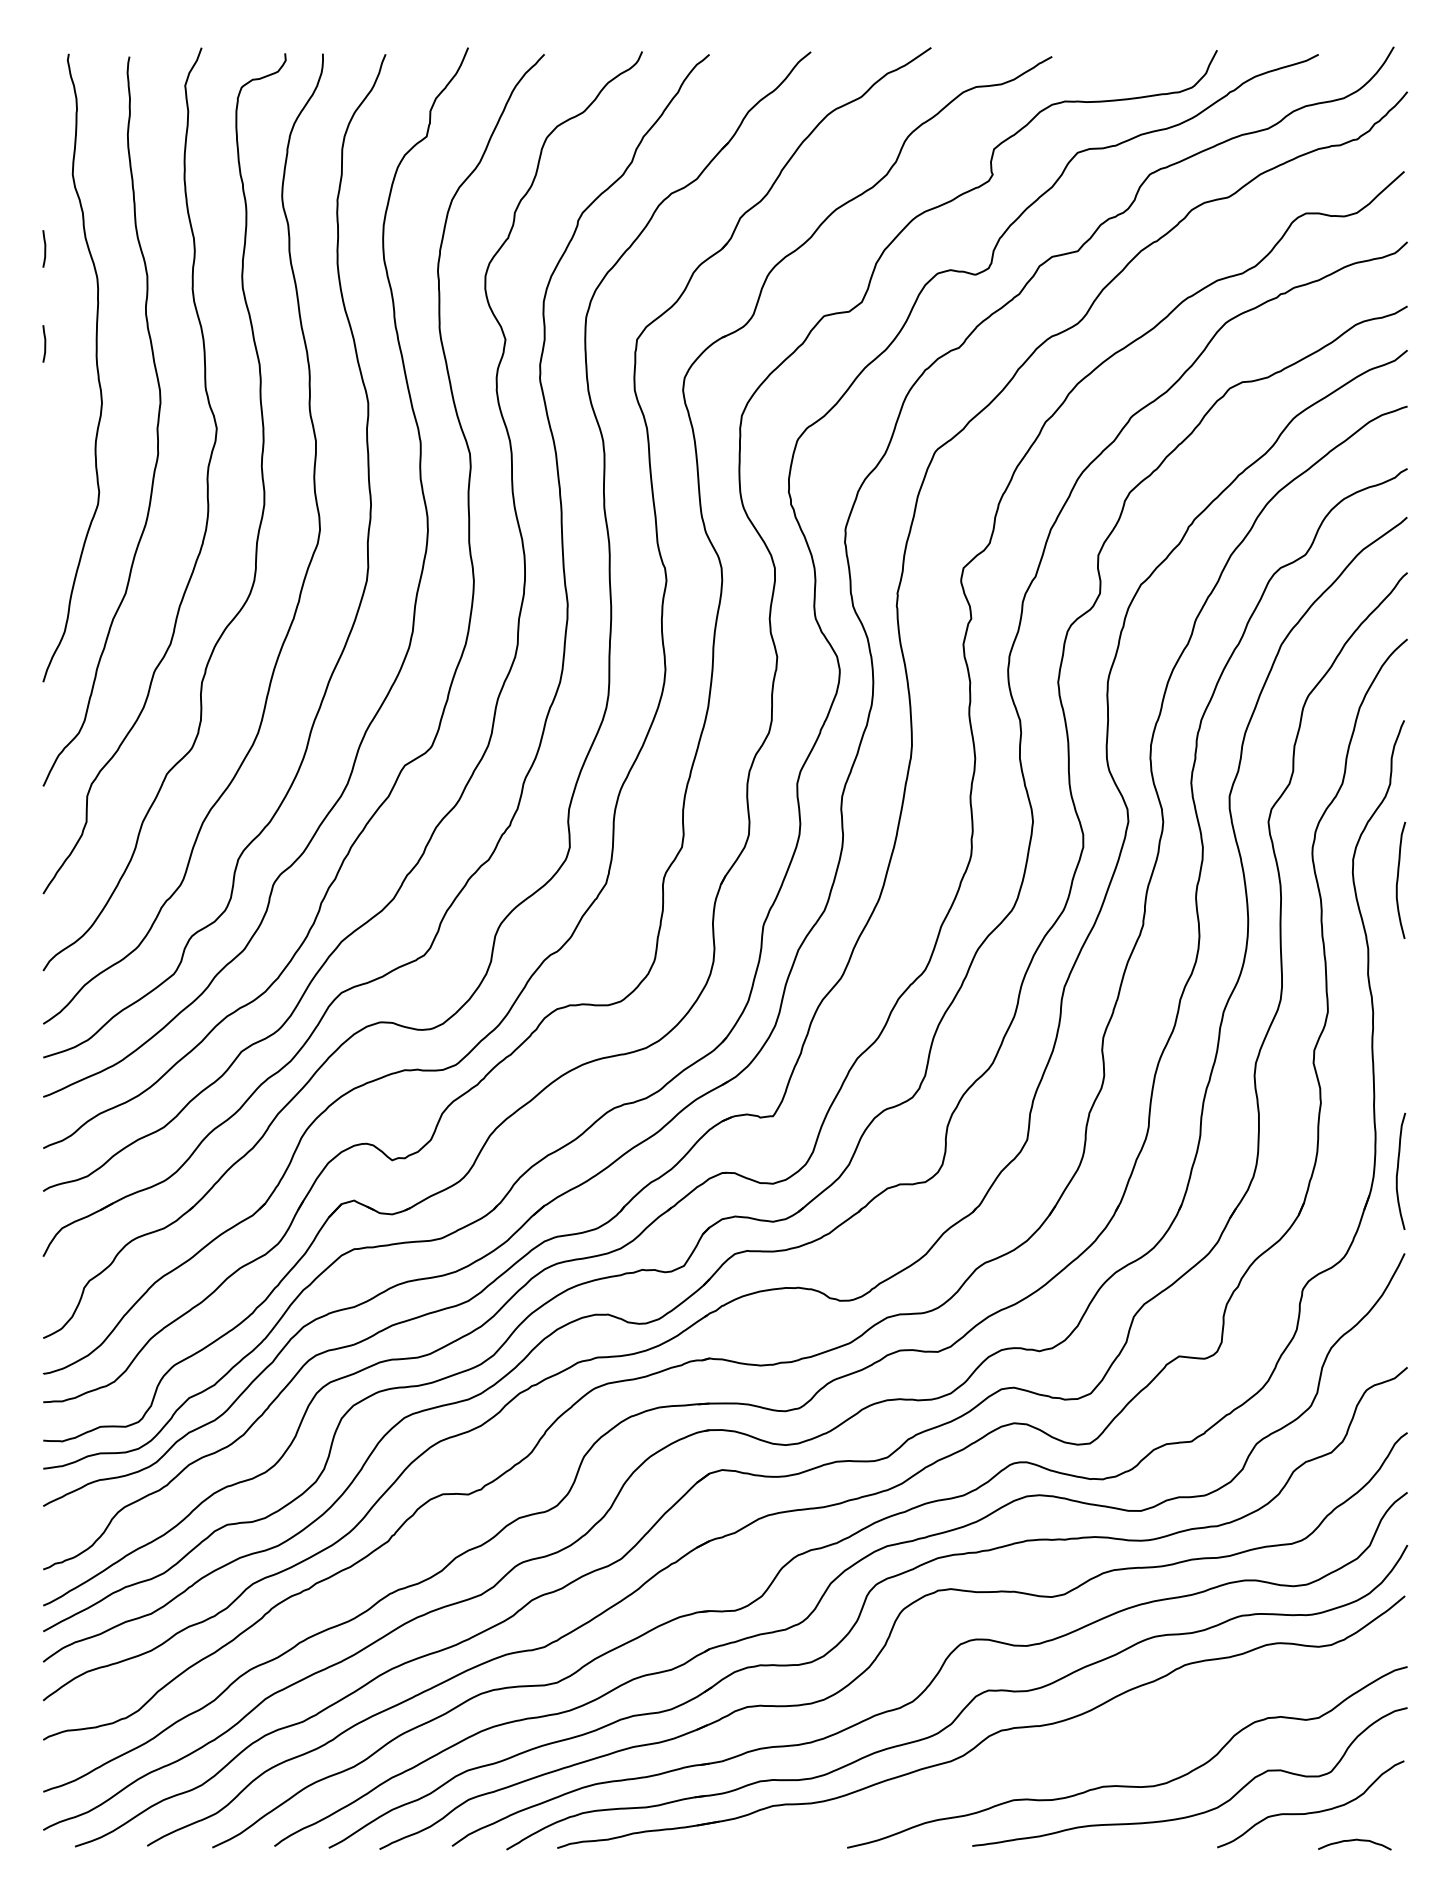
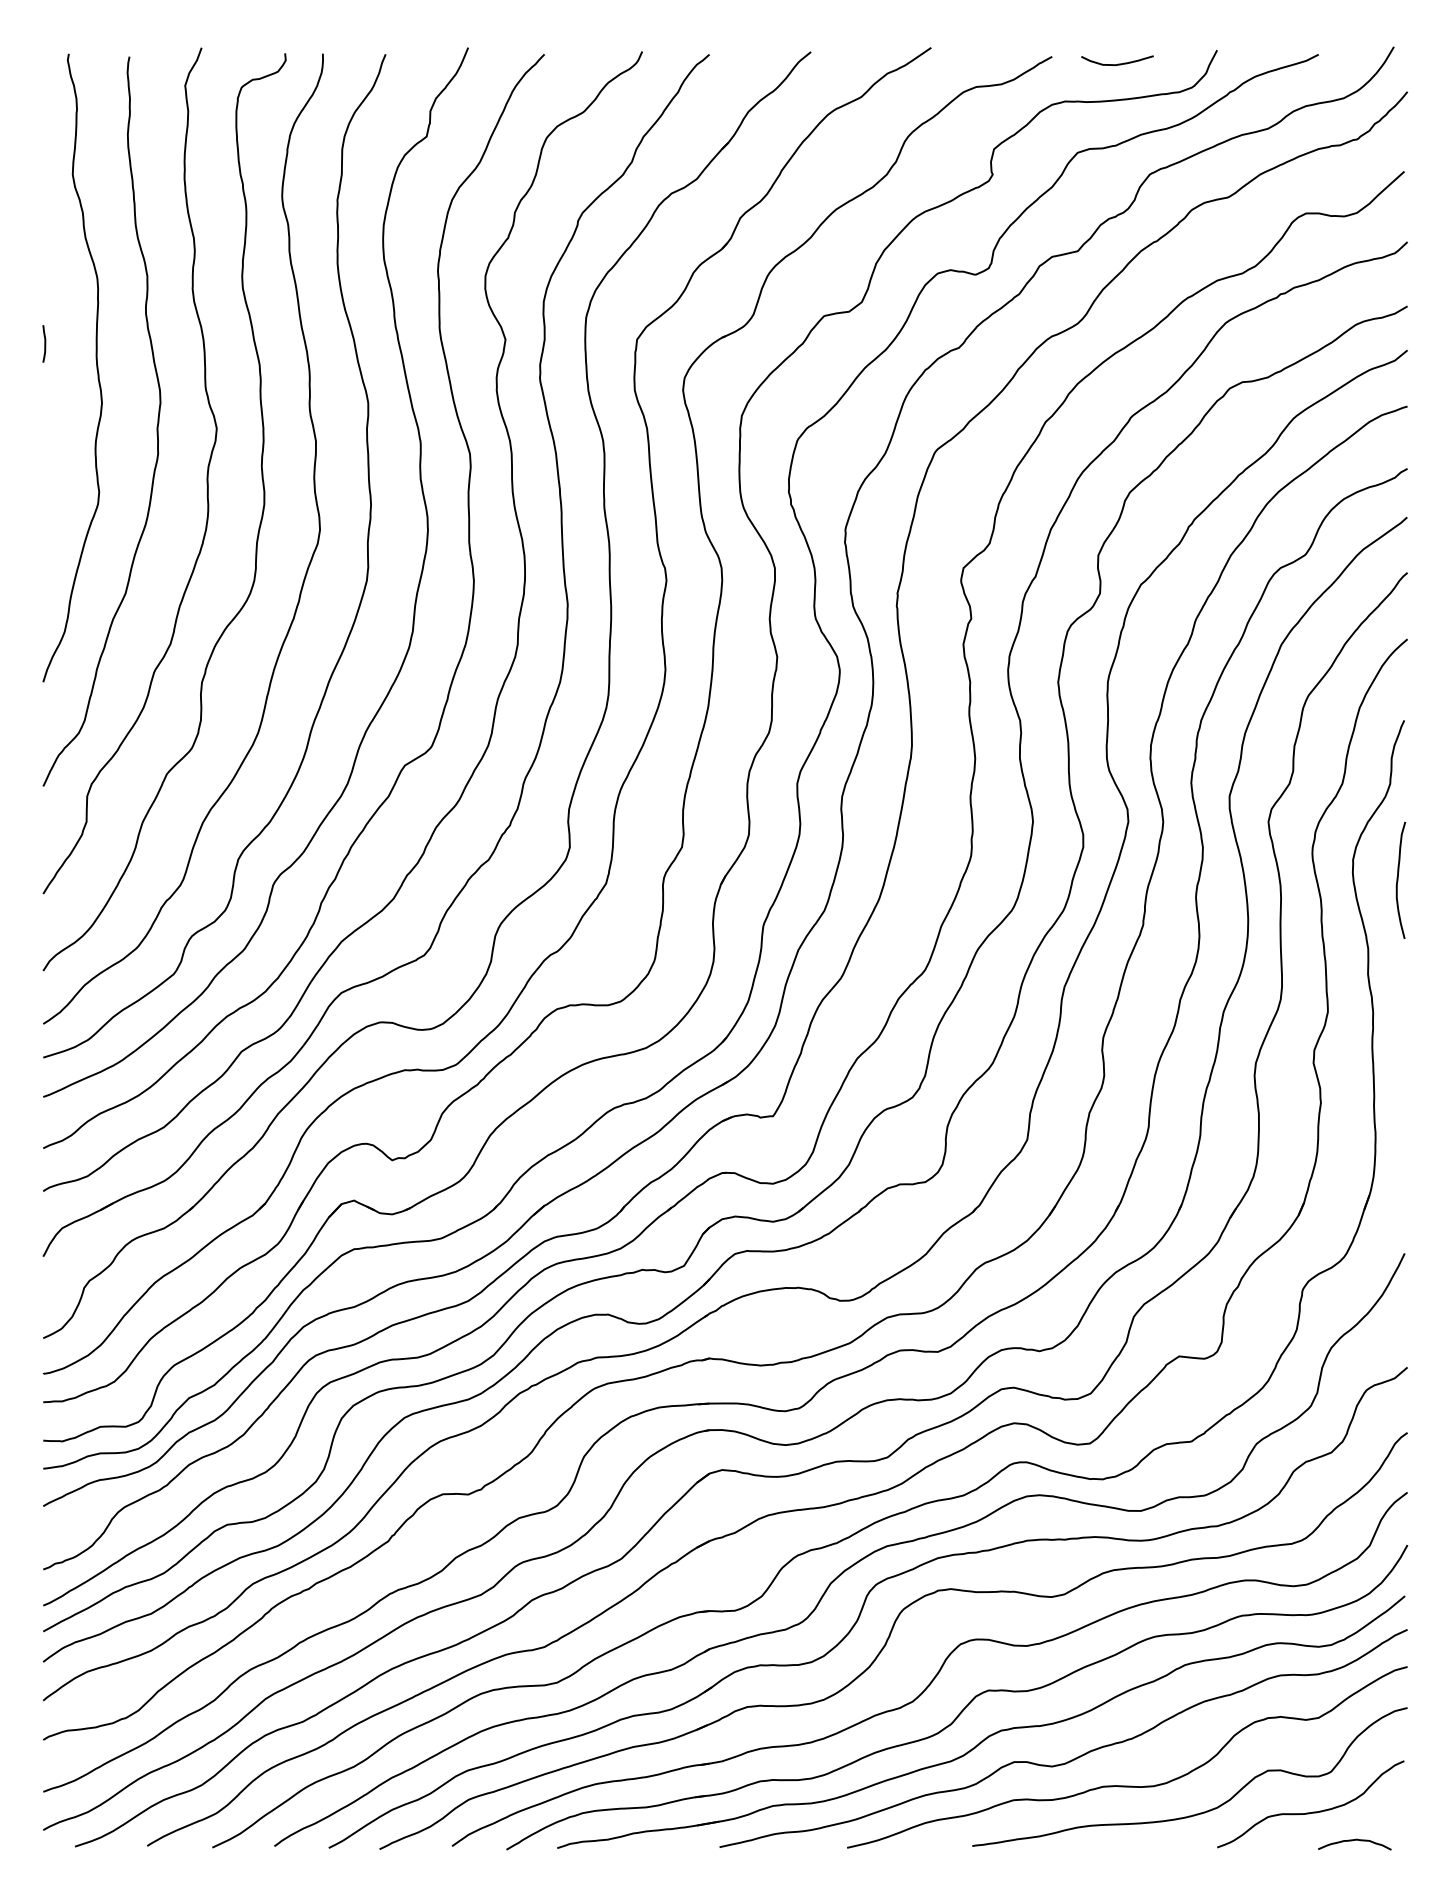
curve: none -> present (1118, 63)
curve: present -> none (44, 248)
curve: present -> none (1398, 1170)
curve: none -> present (1073, 1758)
